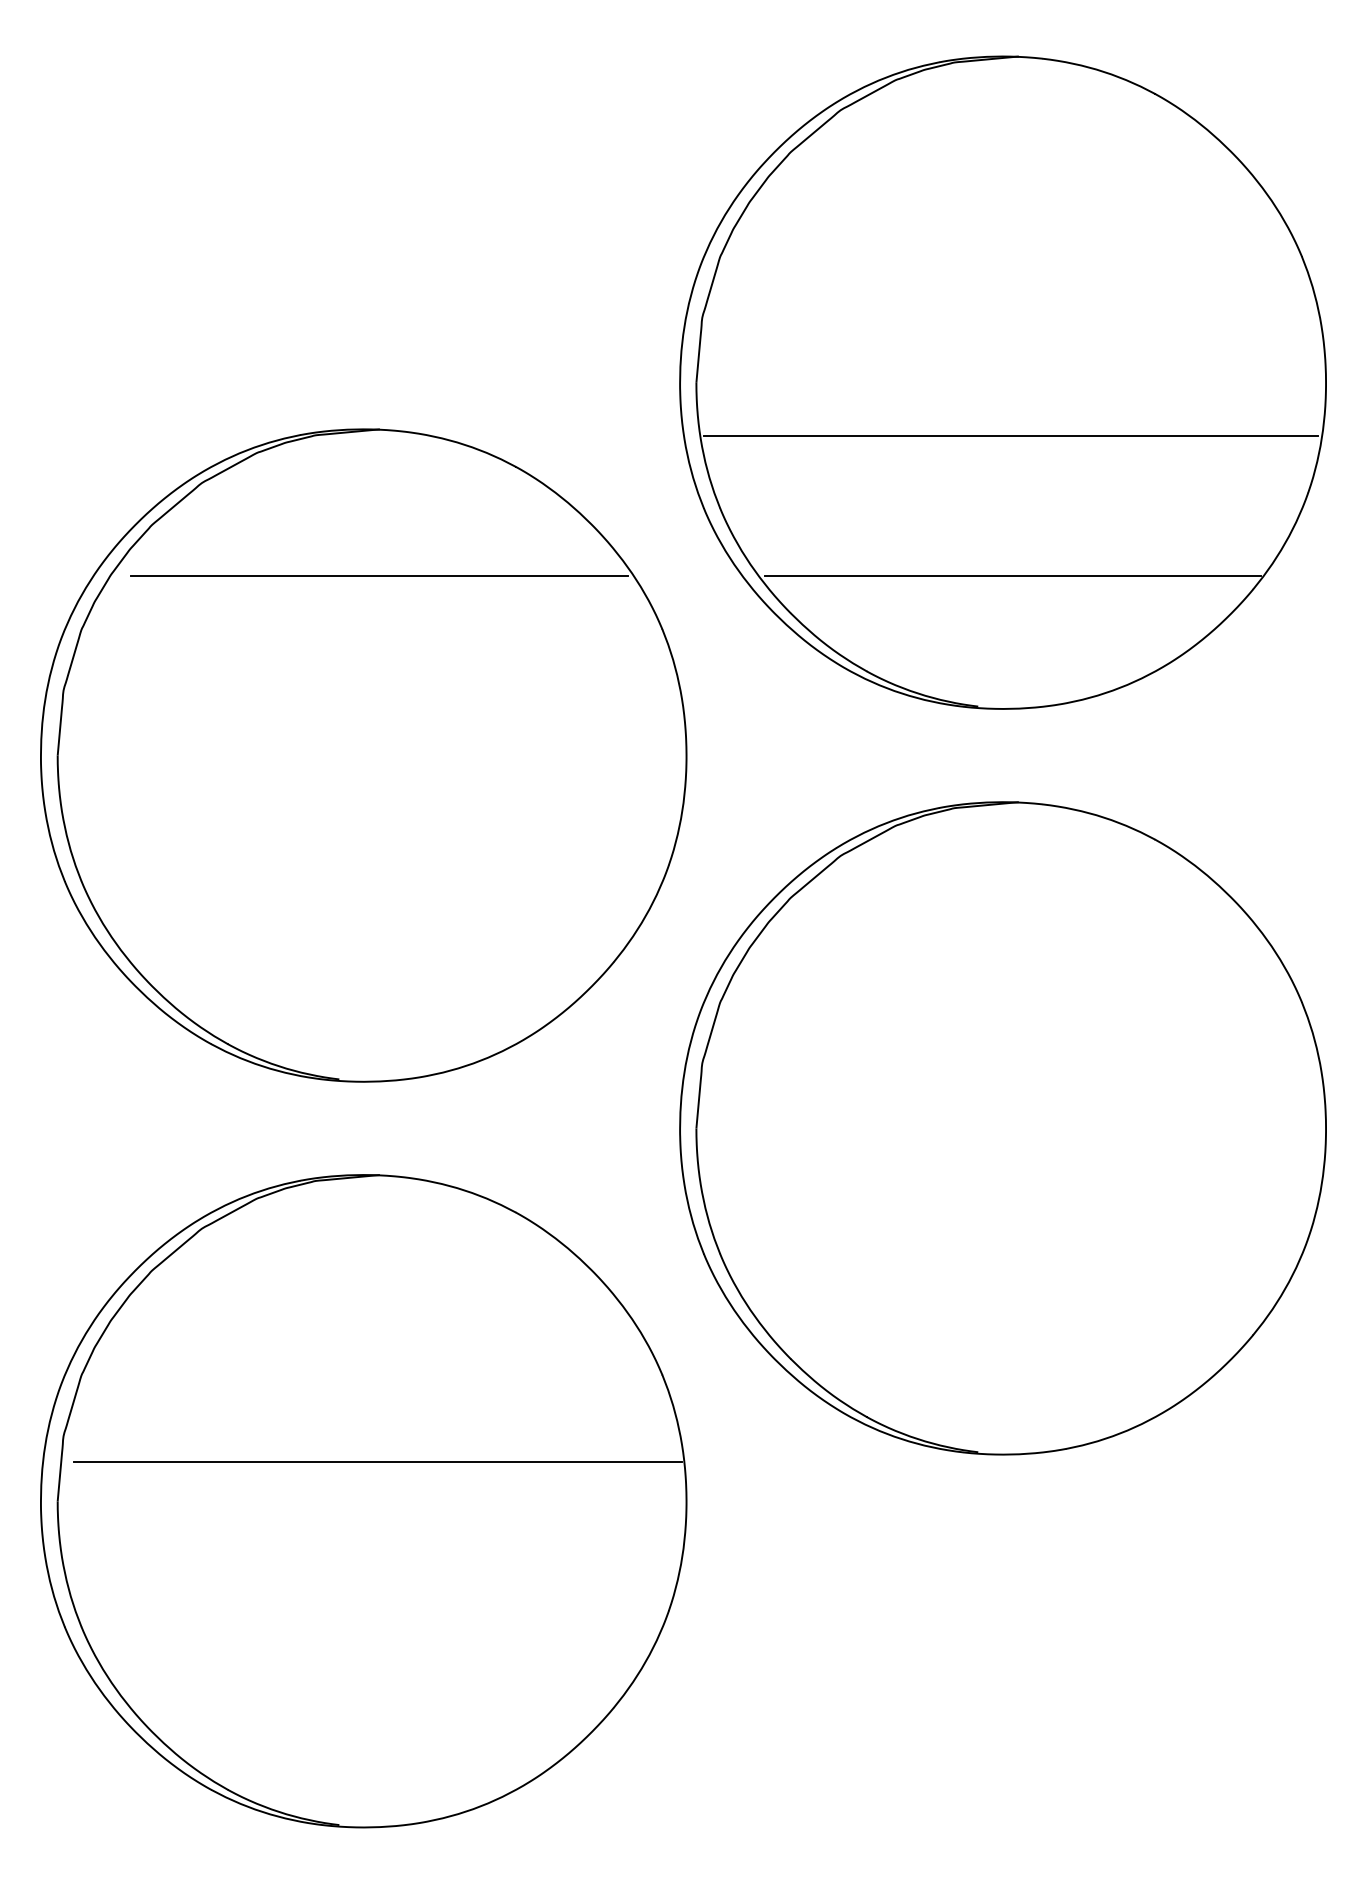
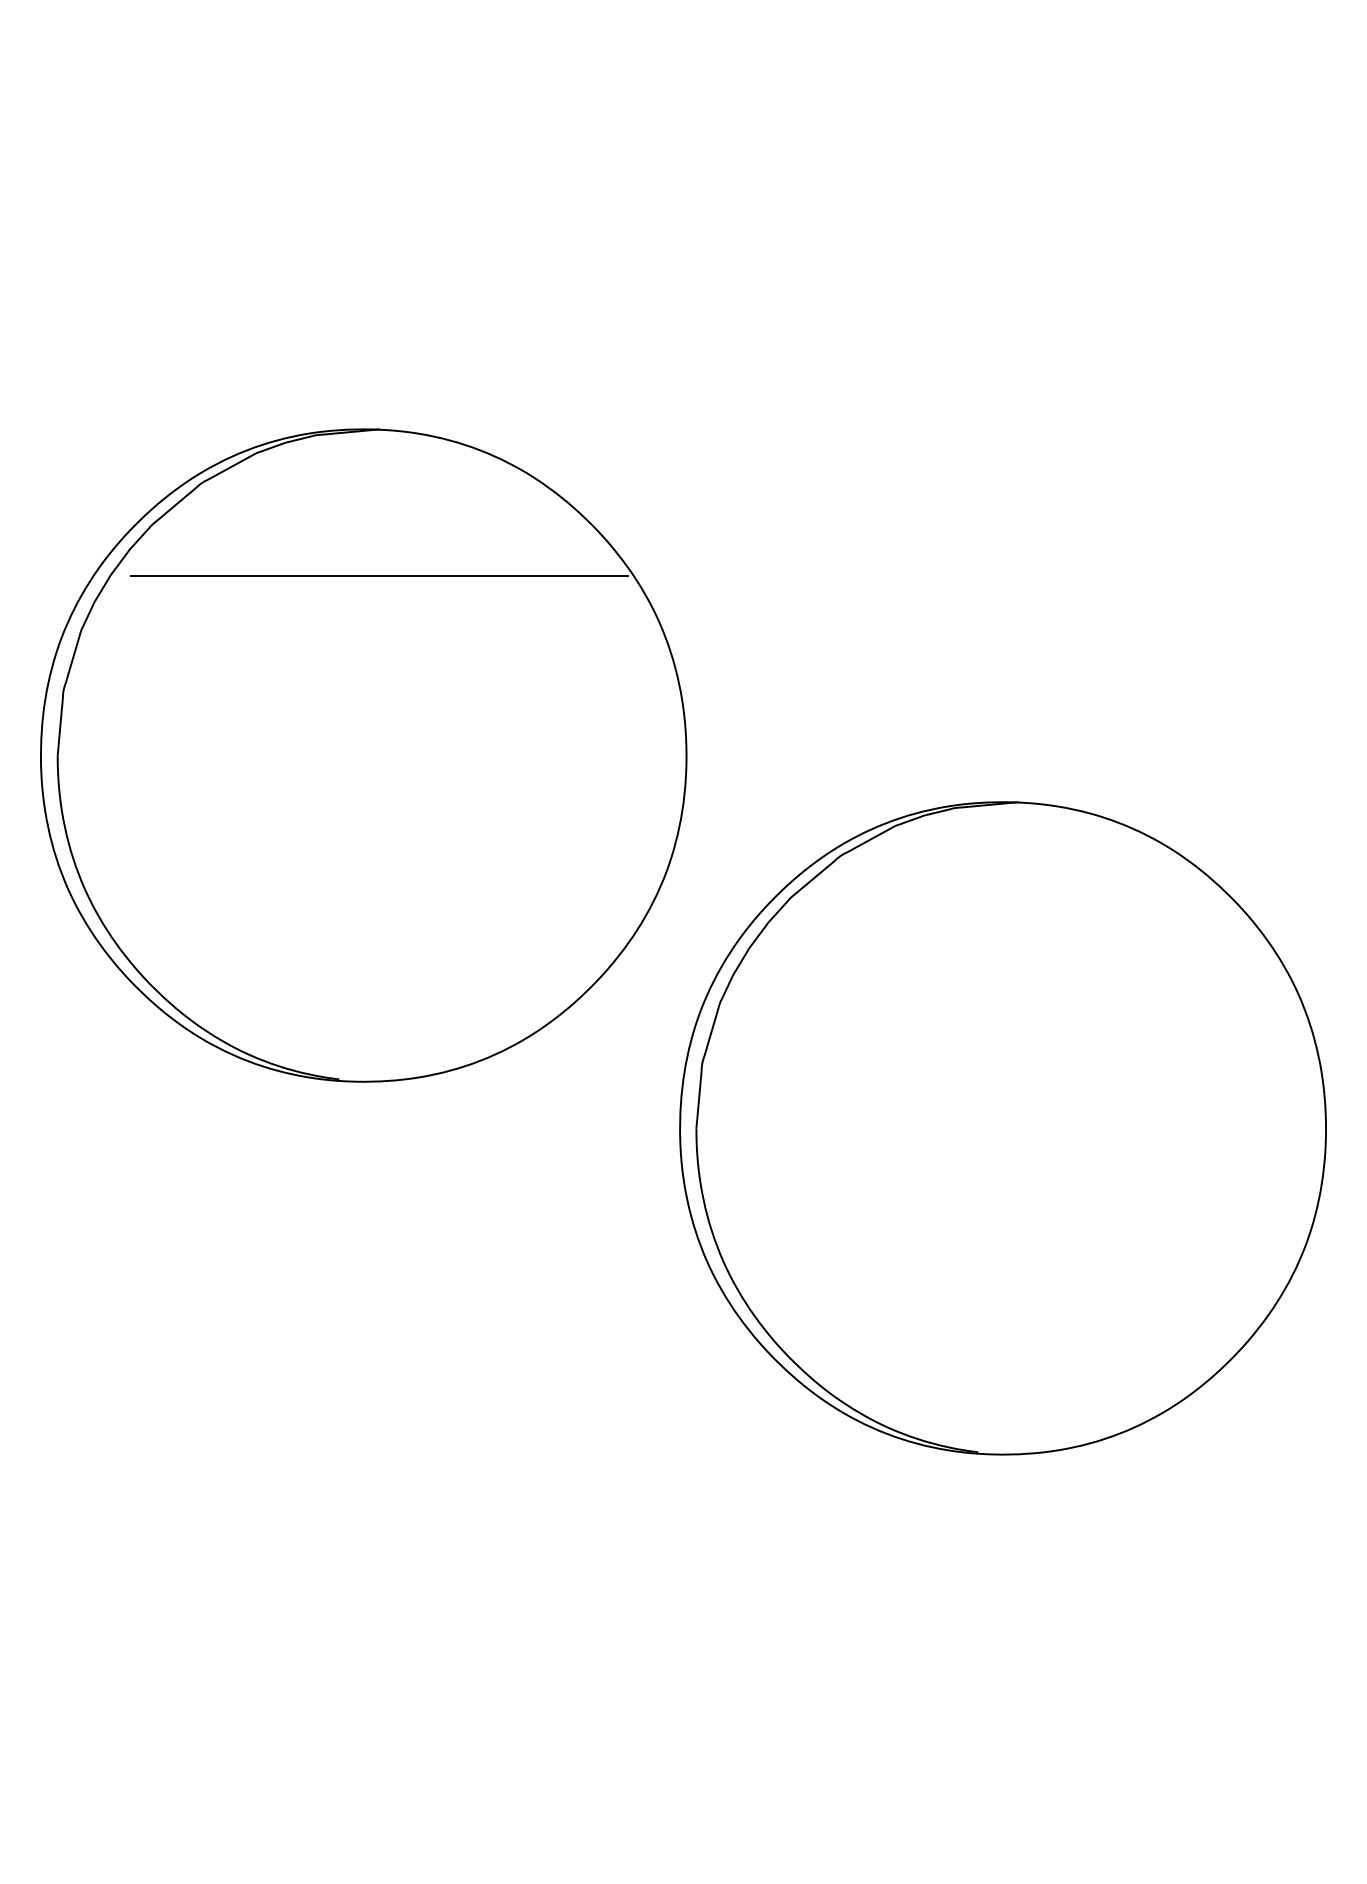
part: present -> none (1002, 382)
part: present -> none (363, 1501)
